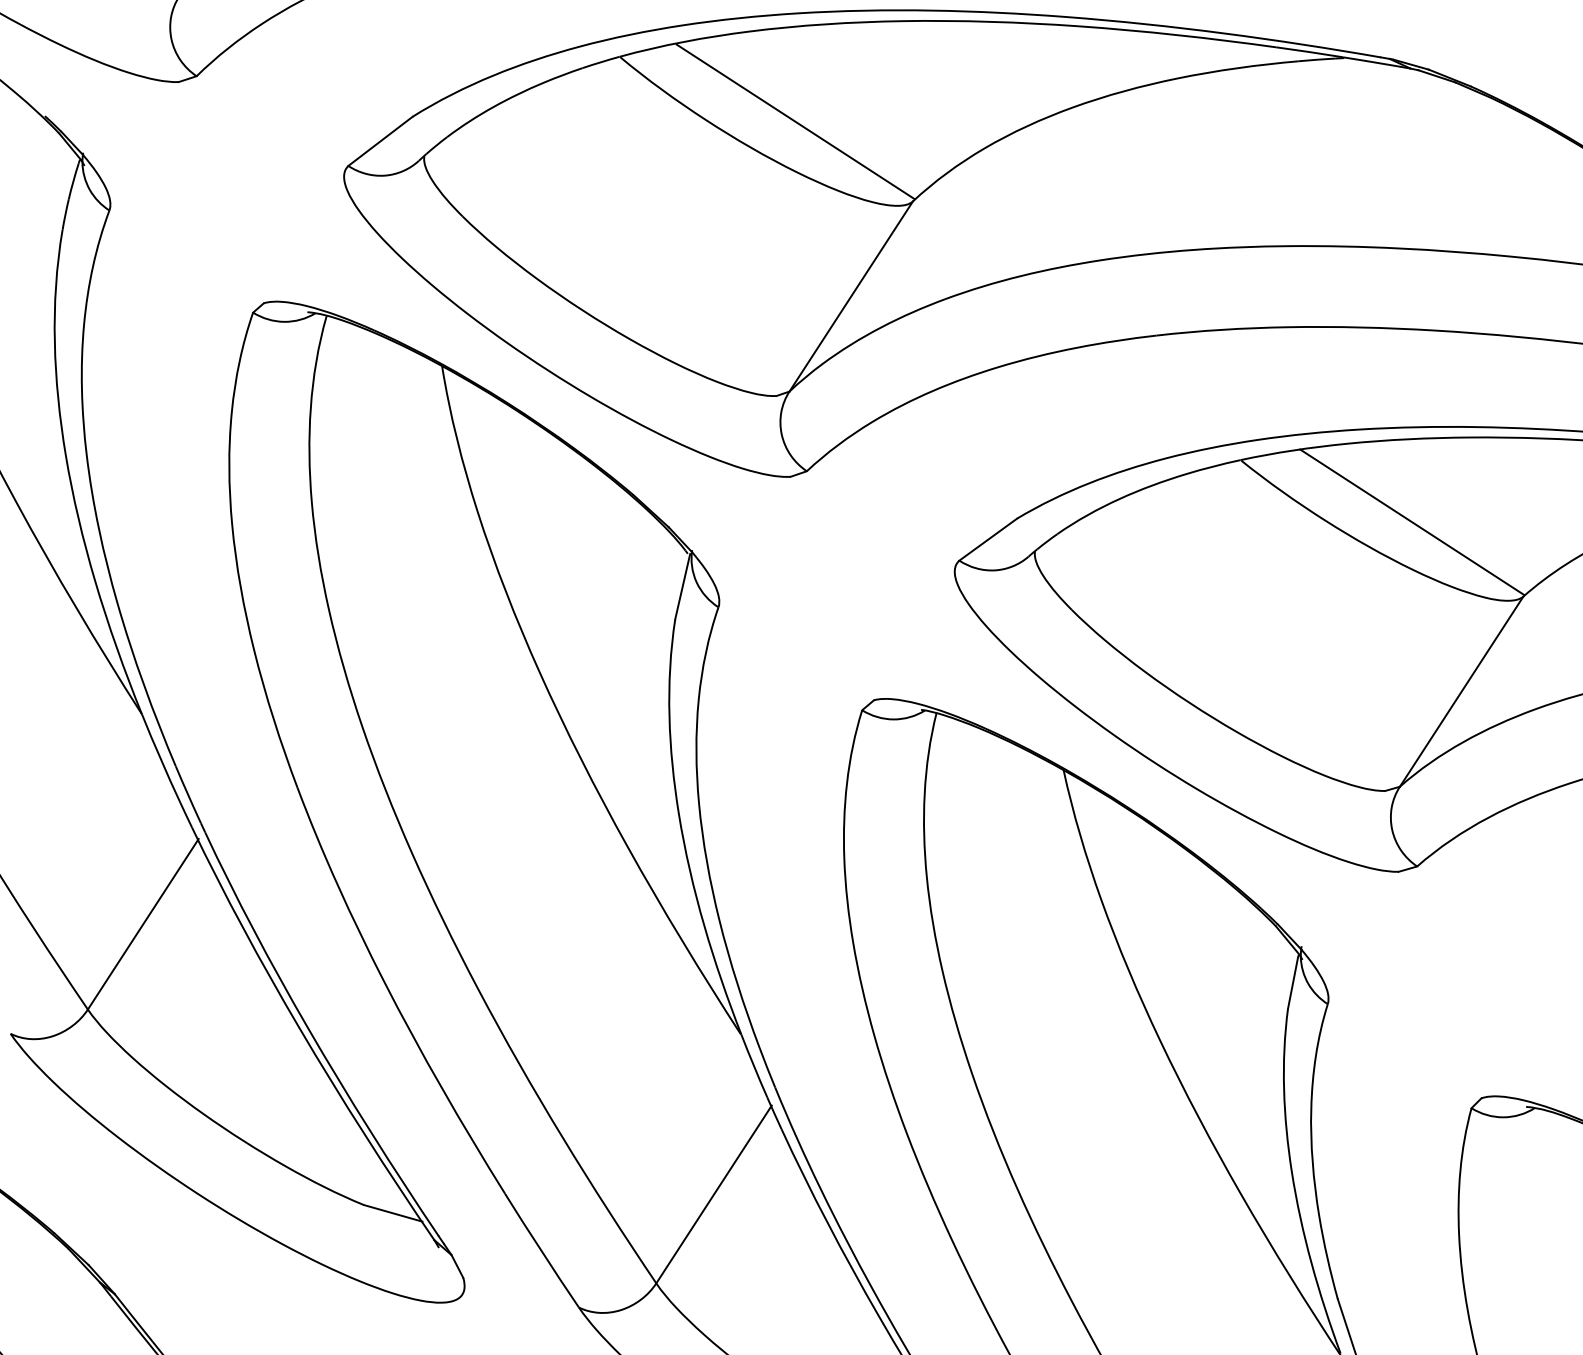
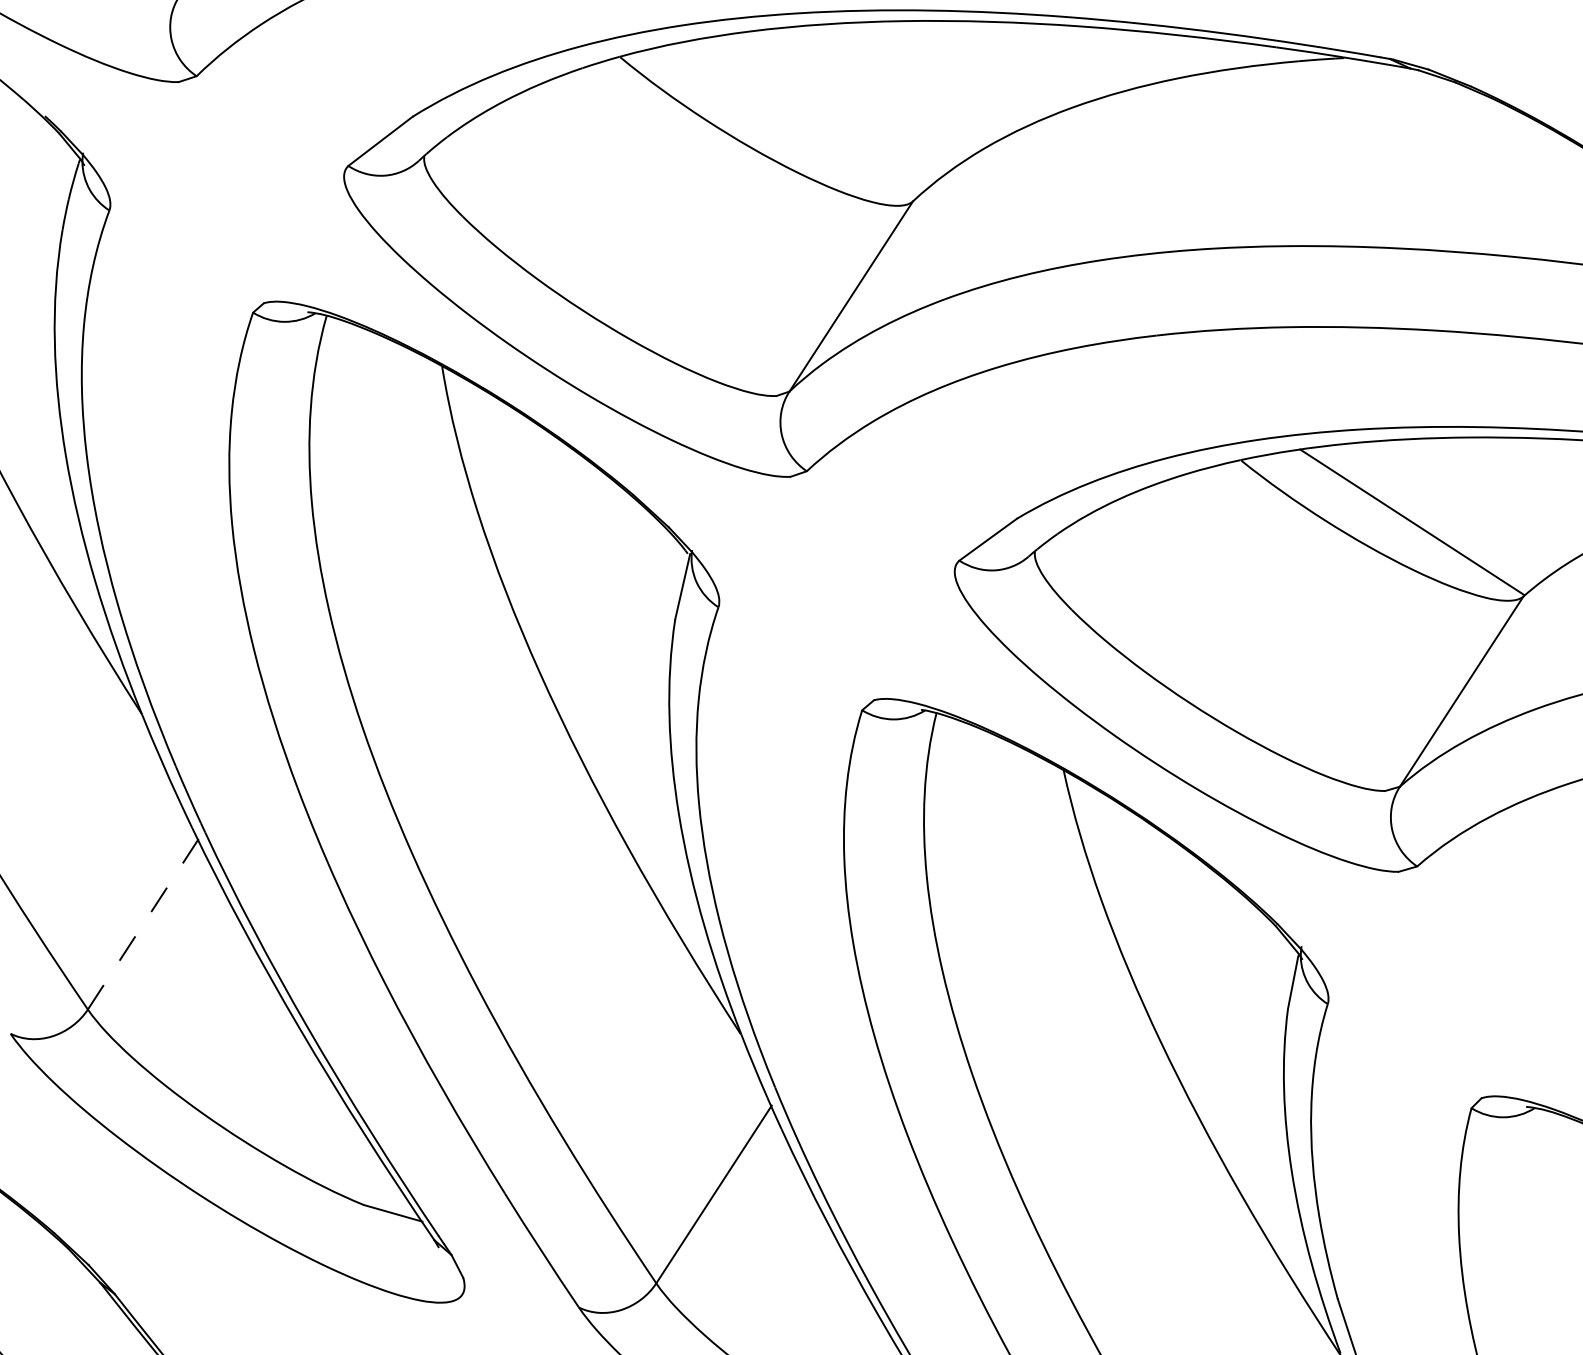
line: present -> none (795, 121)
line: solid -> dashed (143, 924)
